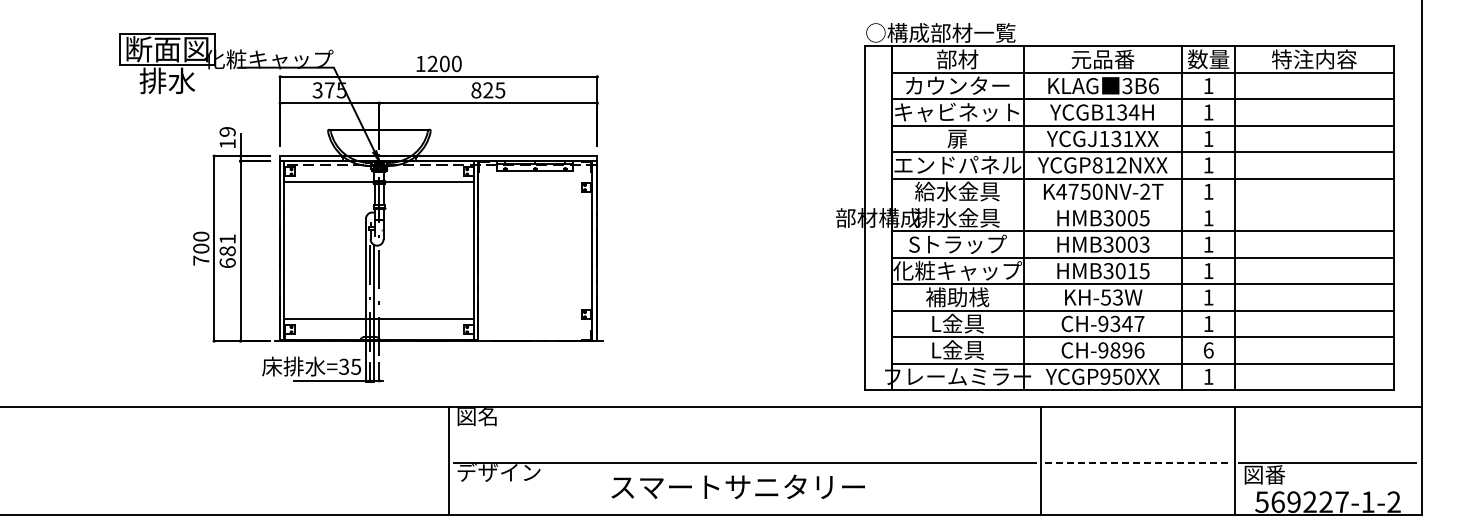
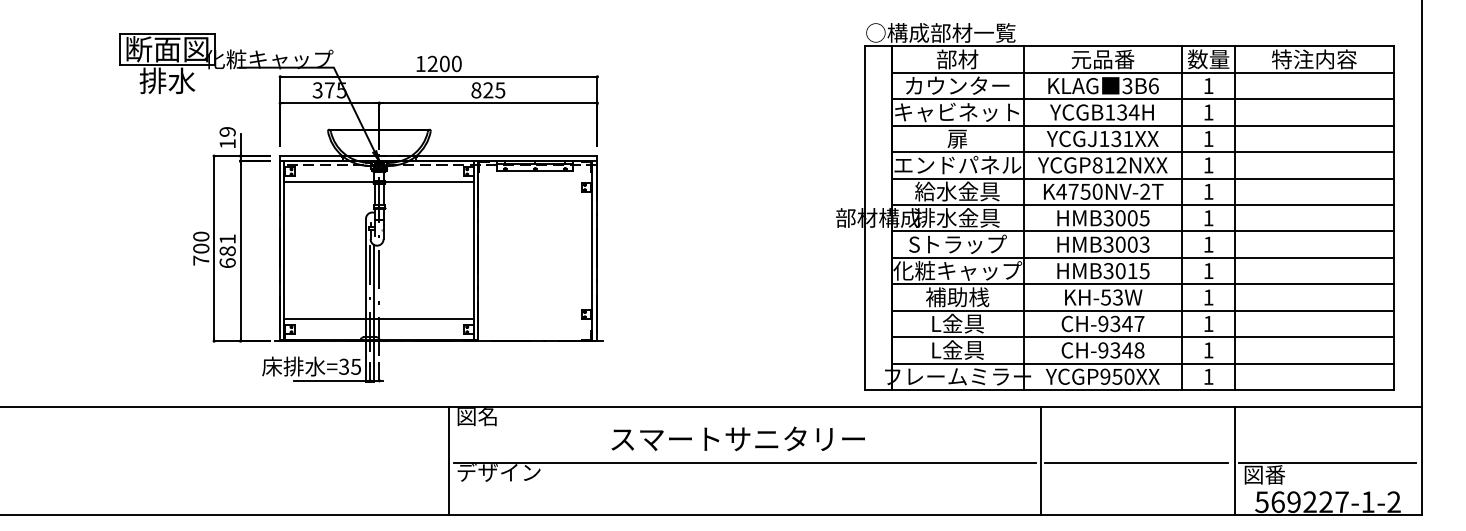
line: none -> present (1142, 205)
text: CH-9896 -> CH-9348 (1127, 350)
text: 6 -> 1 (1208, 350)
line: dashed -> solid (1137, 463)
text position: (737, 486) -> (737, 438) (737, 438)
